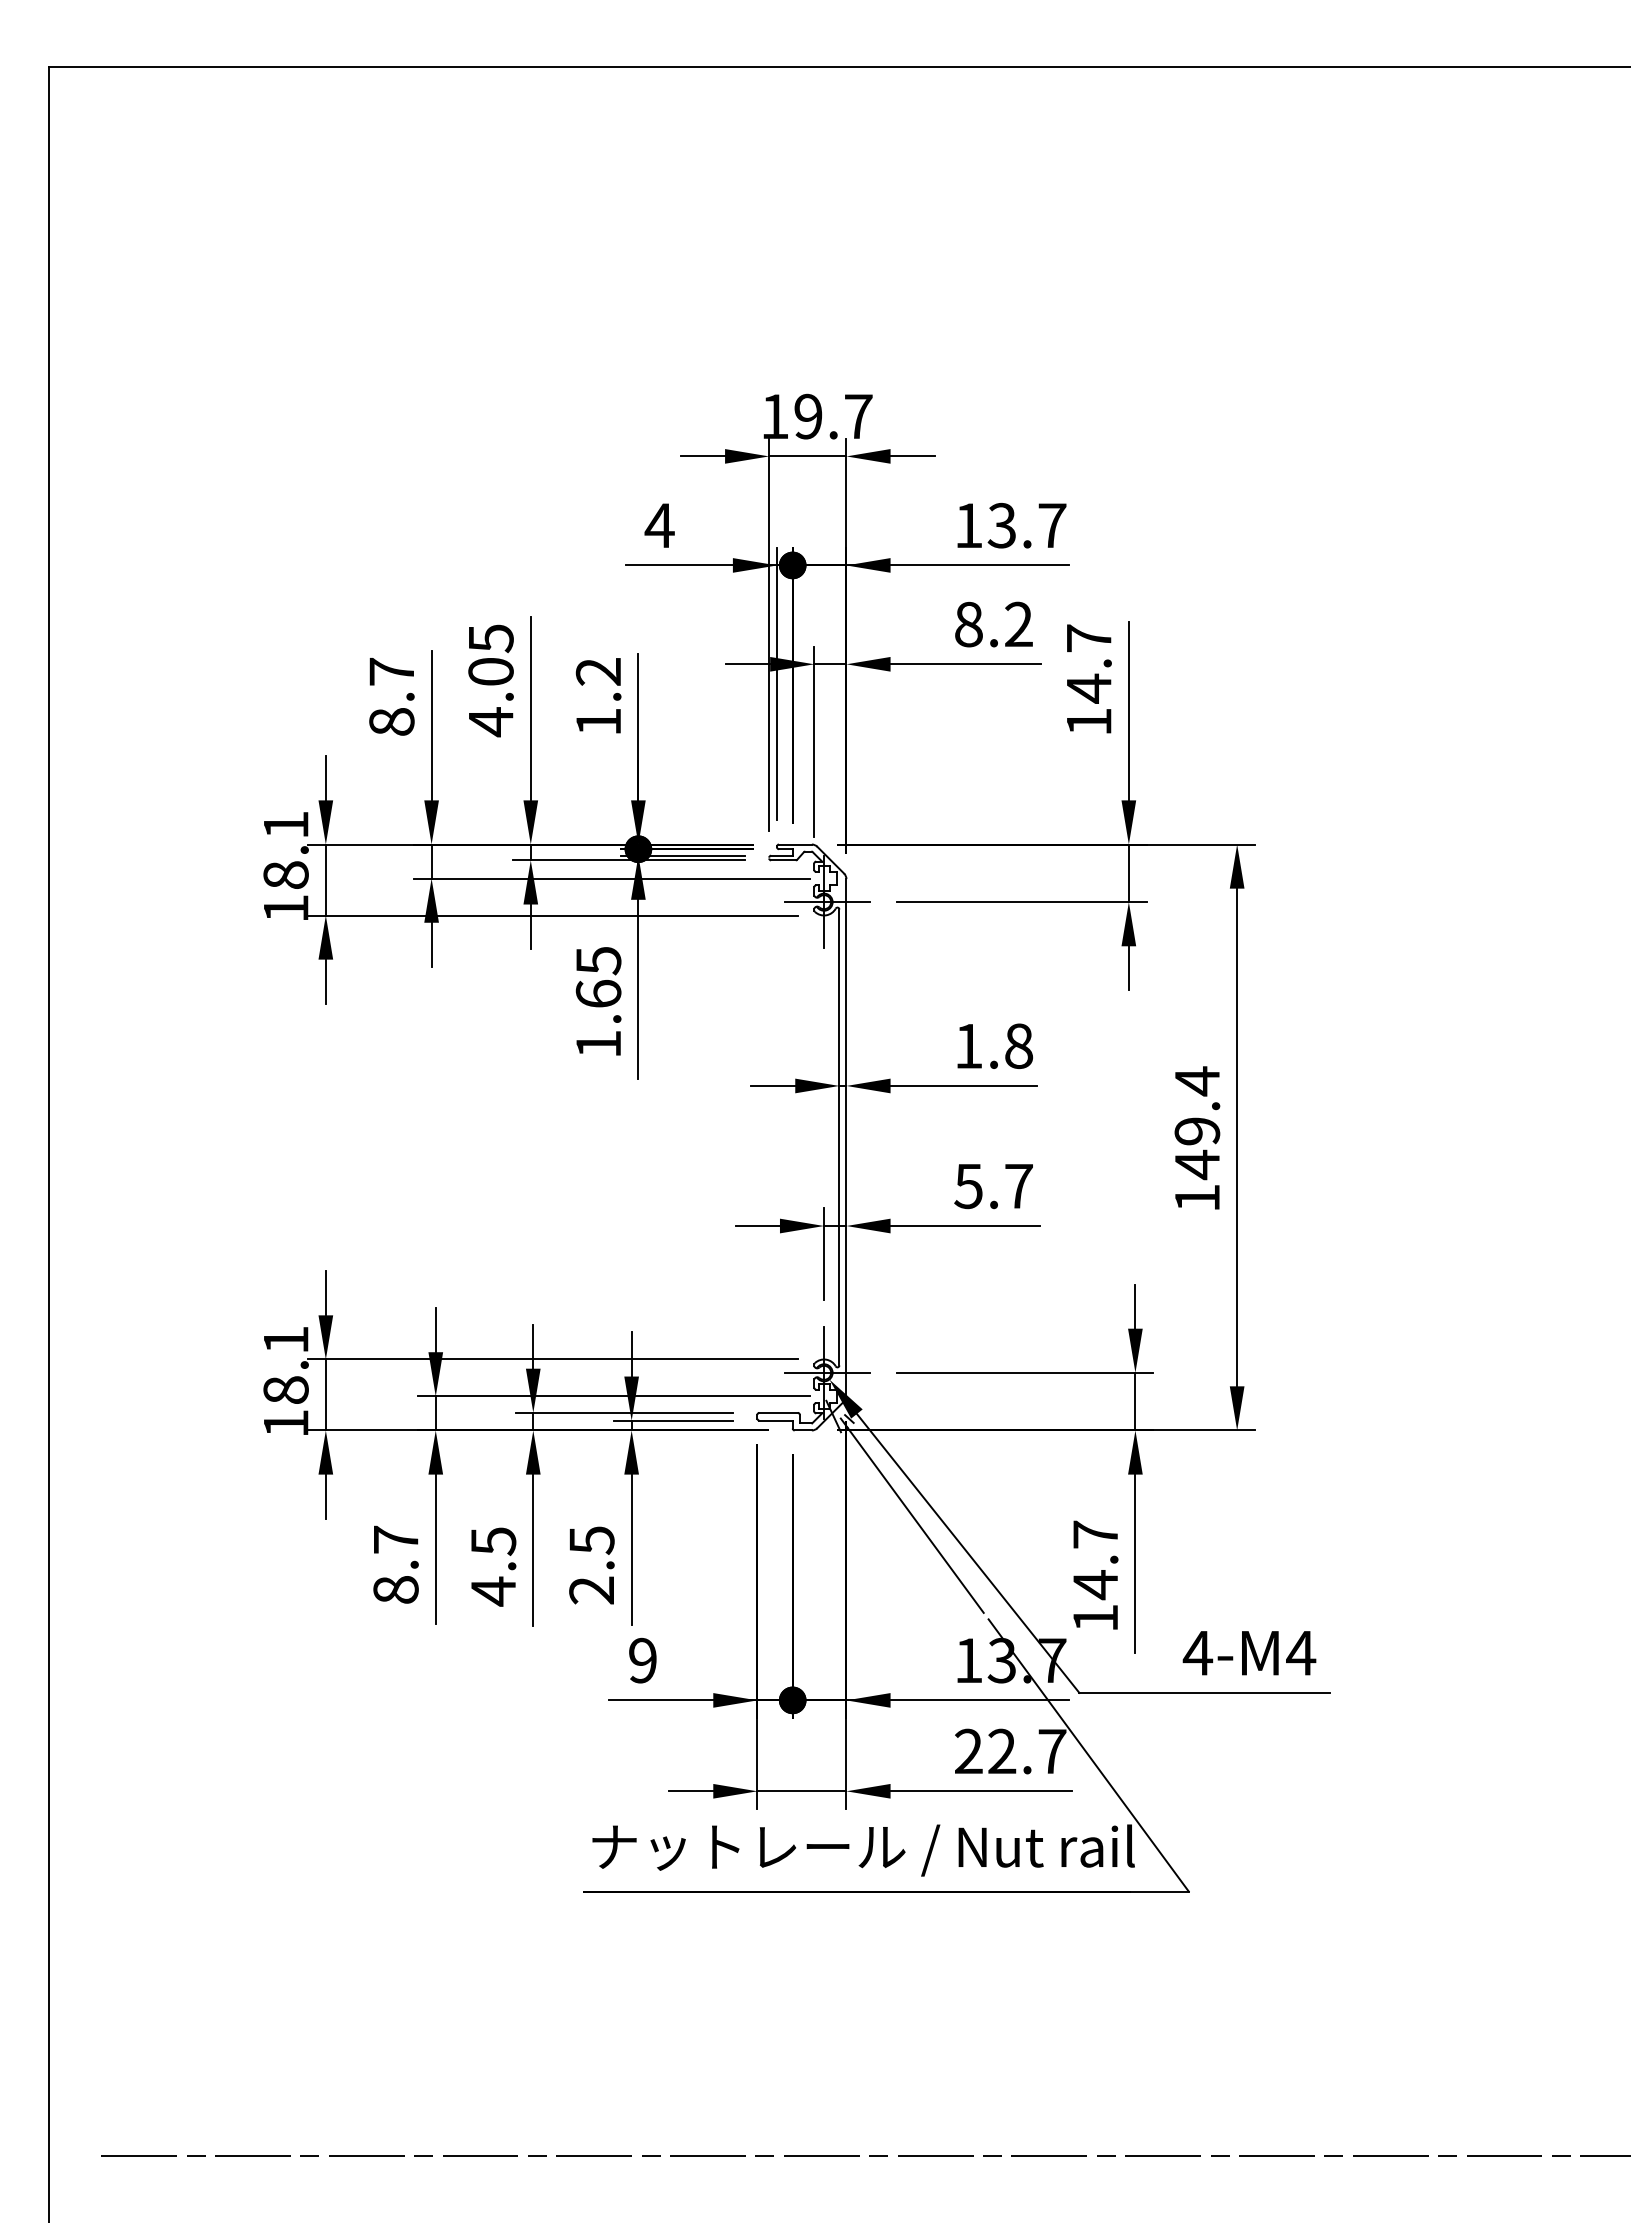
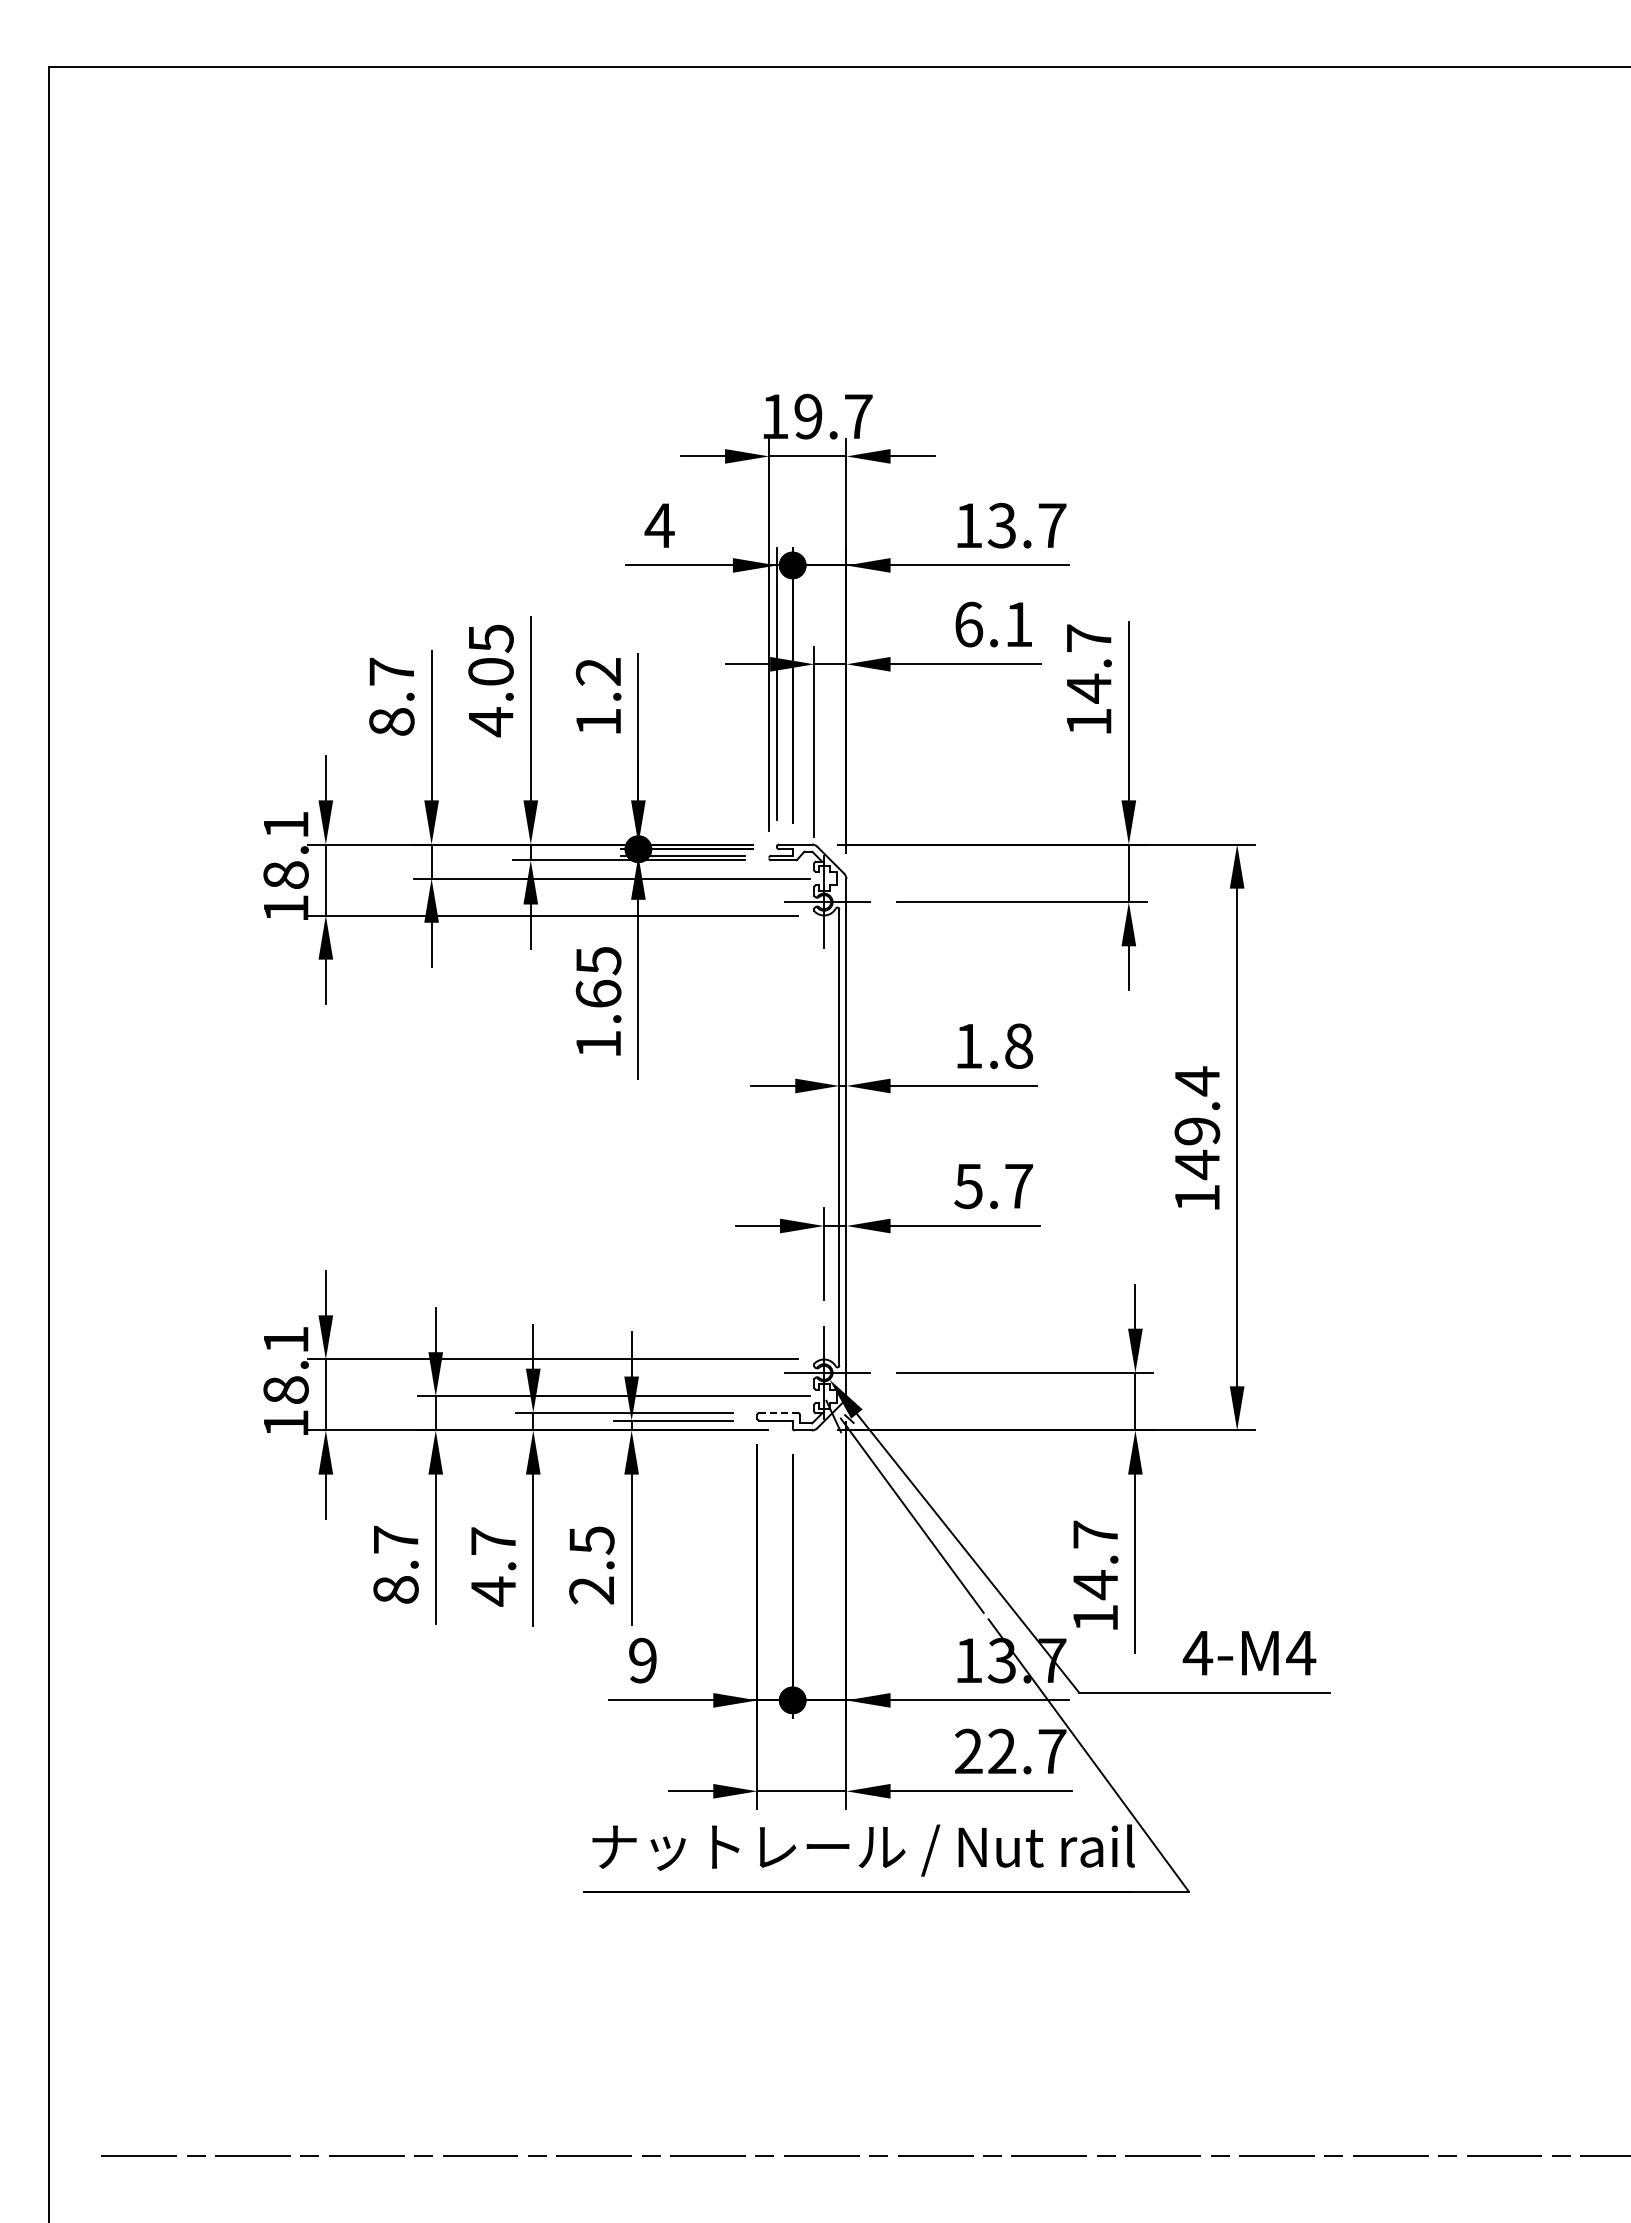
text: 8.2 -> 6.1 (993, 624)
line: solid -> dashed (779, 1412)
text: 4.5 -> 4.7 (493, 1541)
